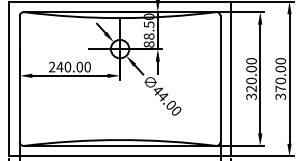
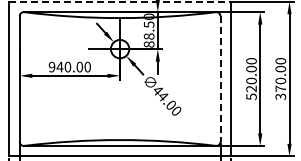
line: solid -> dashed (120, 1)
text: 240.00 -> 940.00 (51, 67)
line: solid -> dashed (220, 79)
text: 320.00 -> 520.00 (250, 96)
